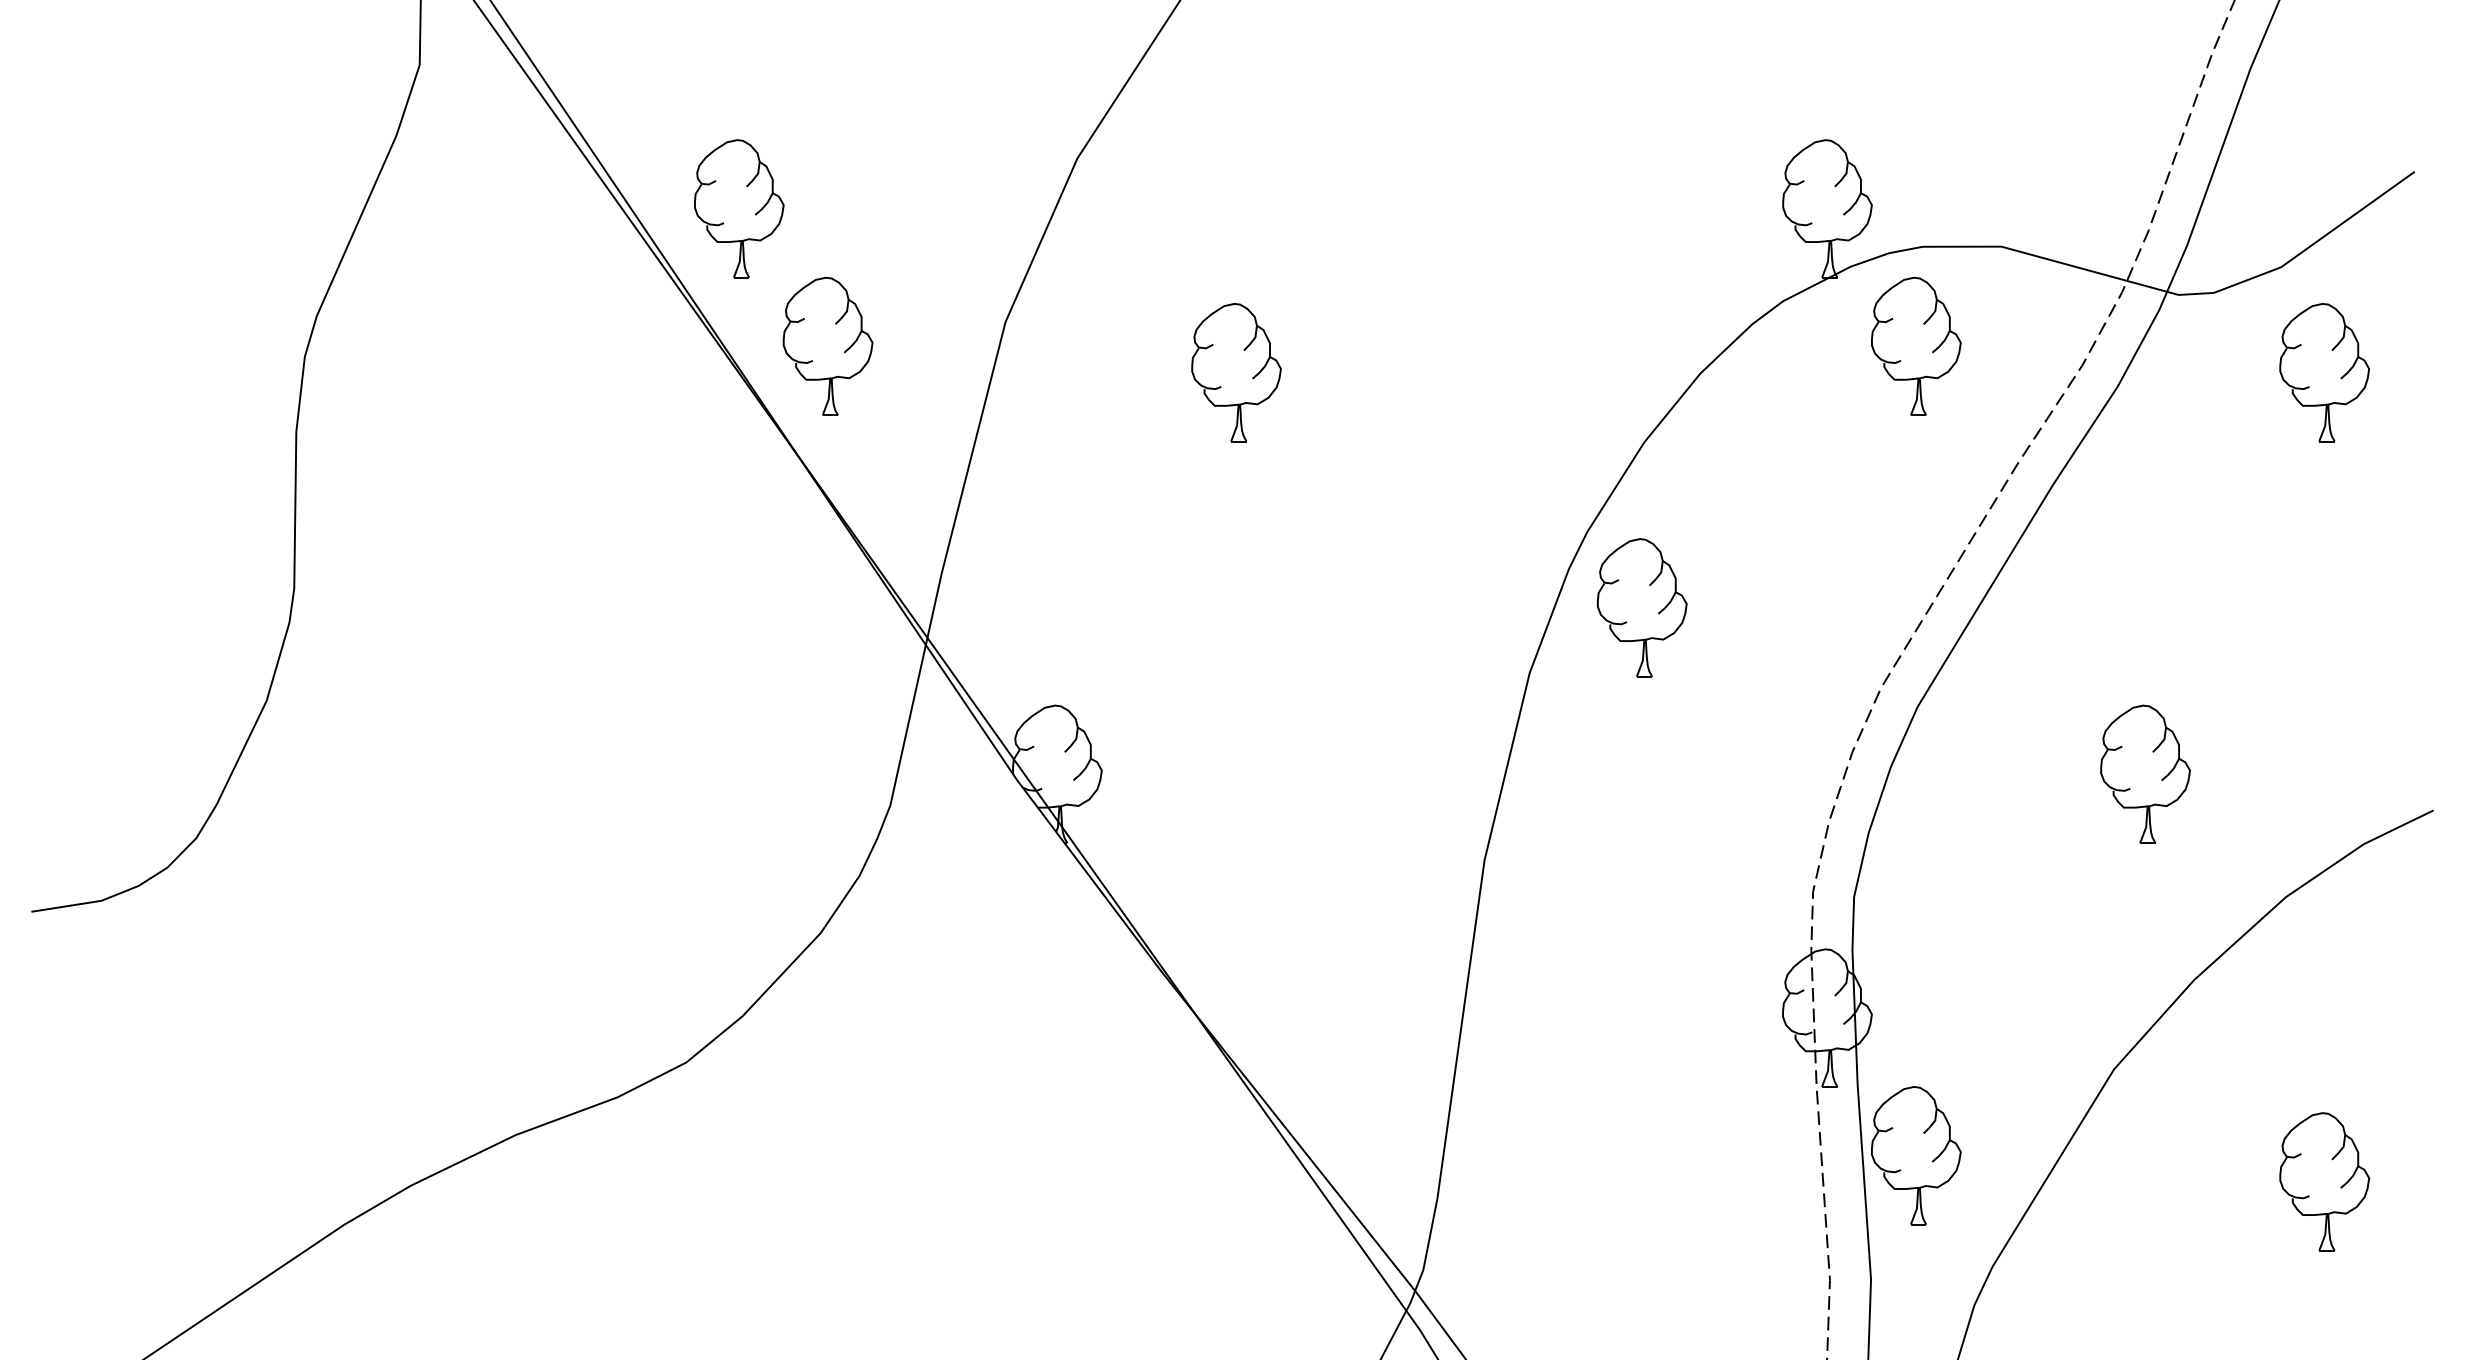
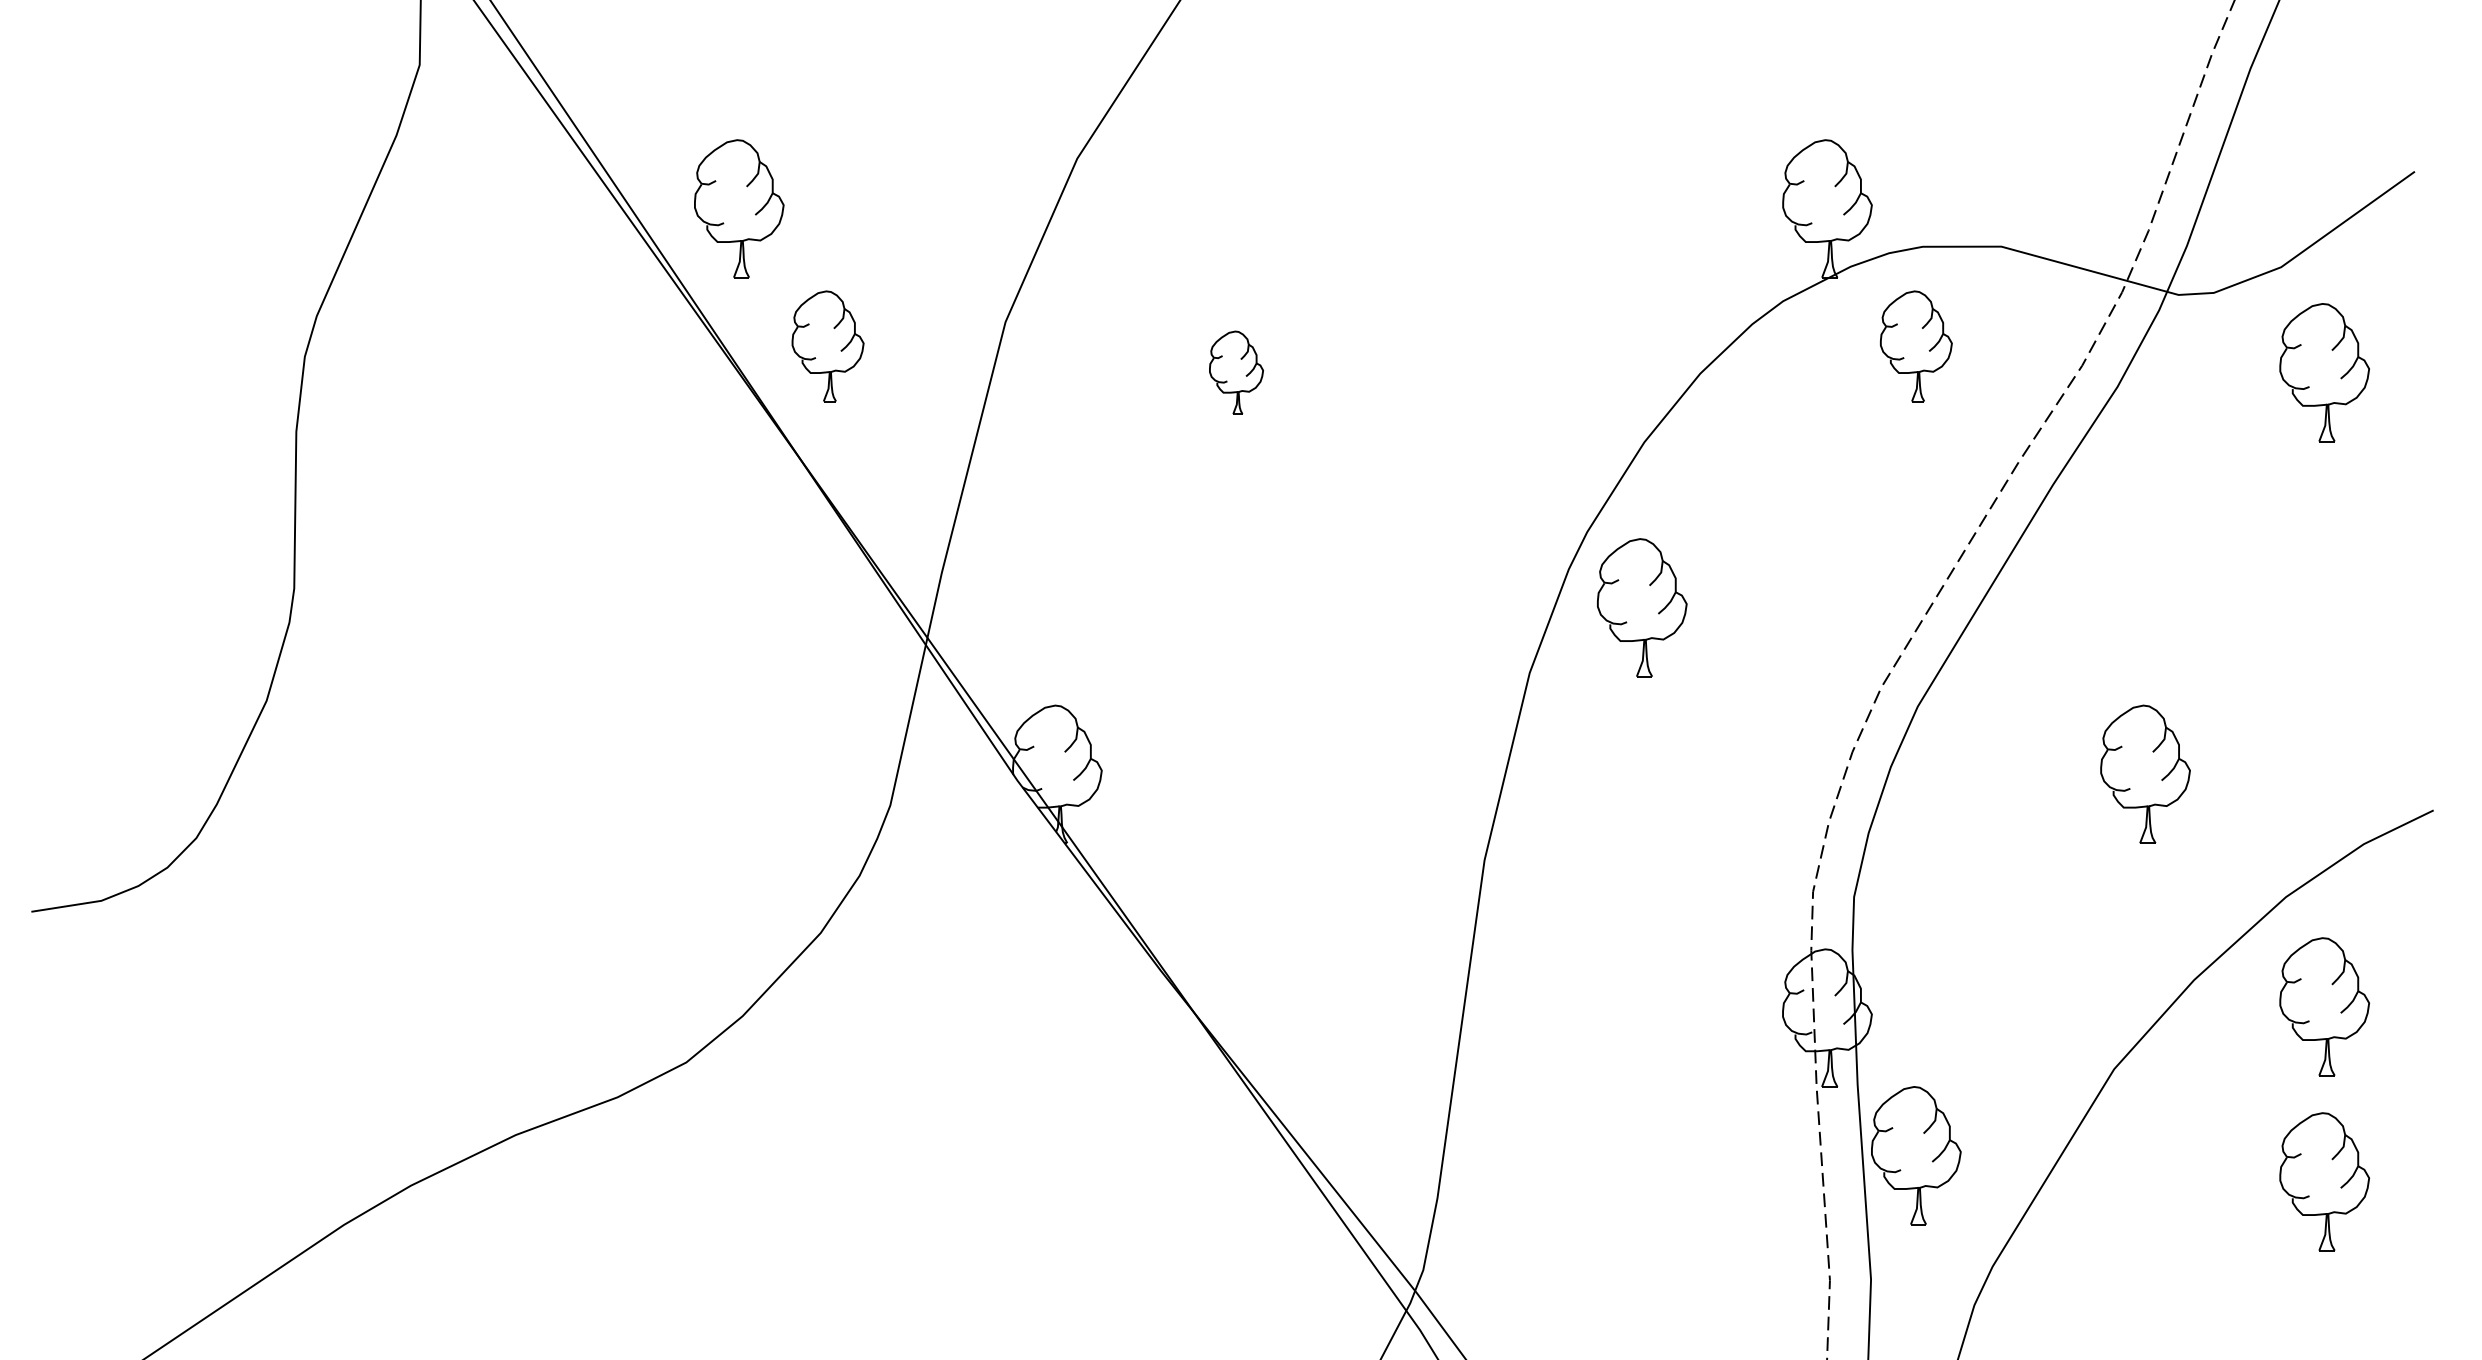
part size: 92x140 px -> 74x113 px (827, 346)
part size: 91x140 px -> 73x113 px (1916, 346)
part size: 91x140 px -> 56x85 px (1236, 372)
part: none -> present (2324, 1006)
